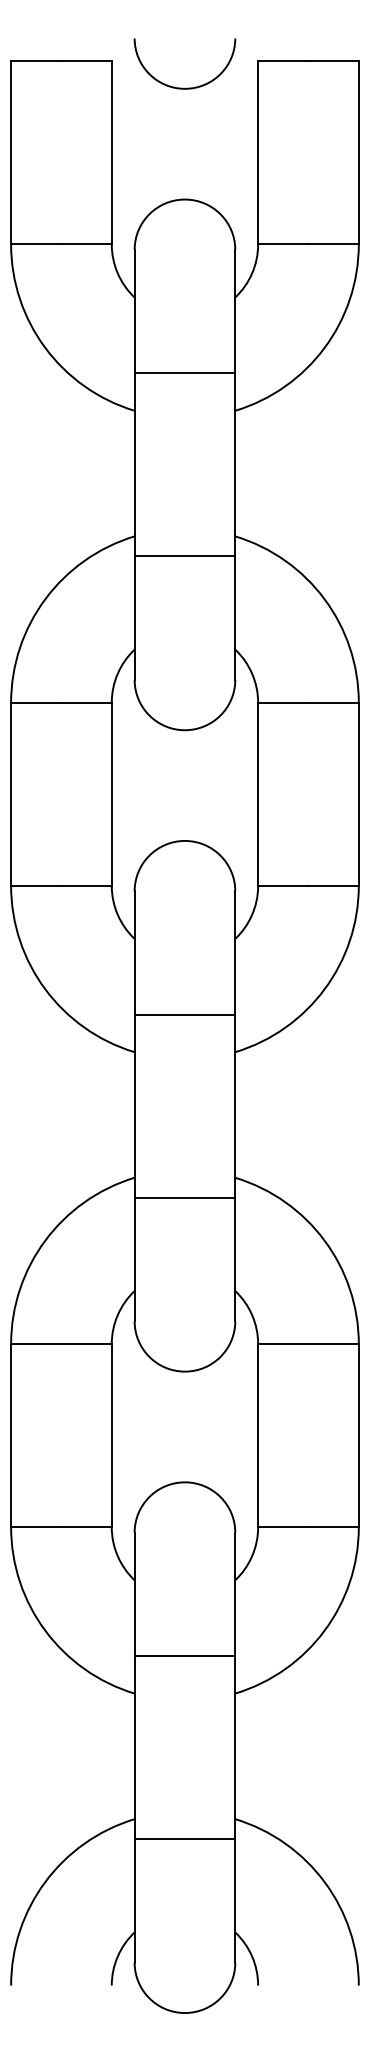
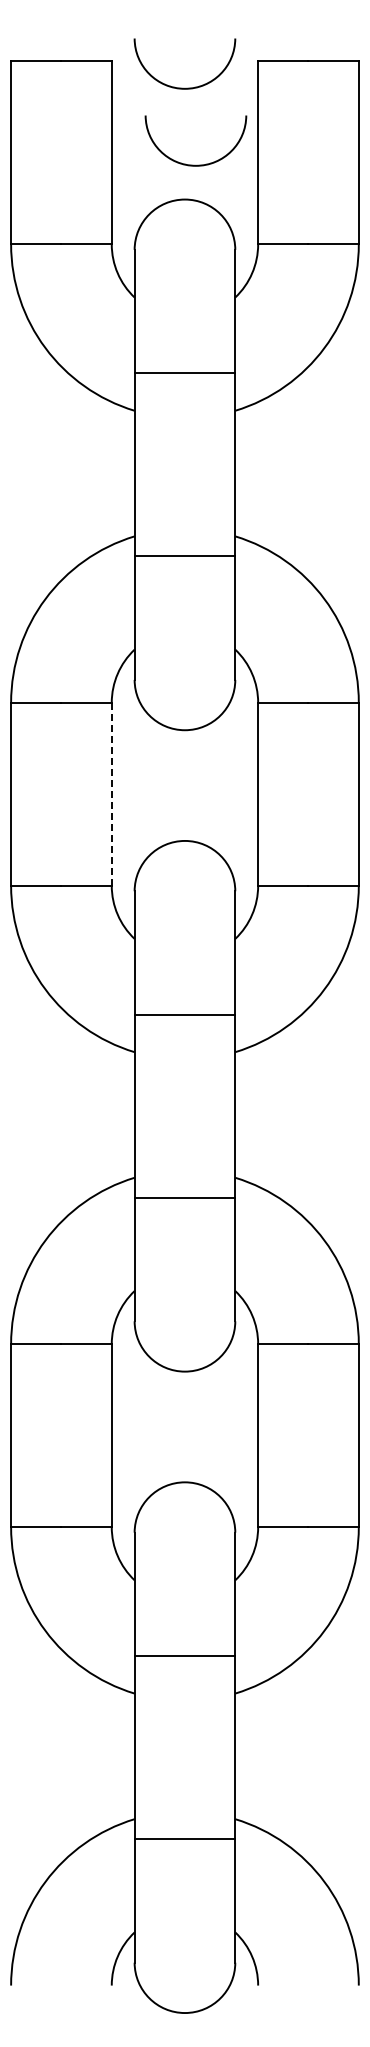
arc: none -> present (195, 164)
line: solid -> dashed (111, 793)
